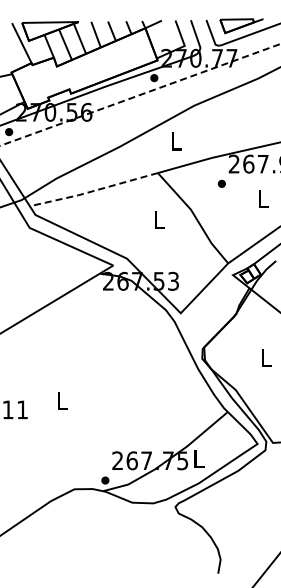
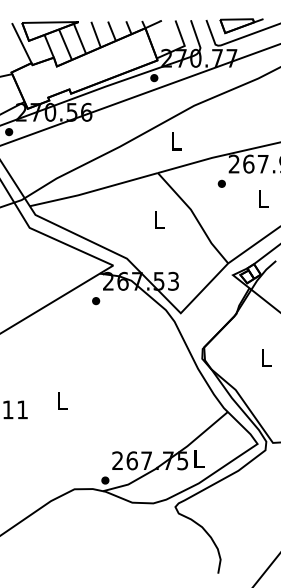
line: dashed -> solid (141, 94)
line: dashed -> solid (93, 191)
part: none -> present (96, 301)
